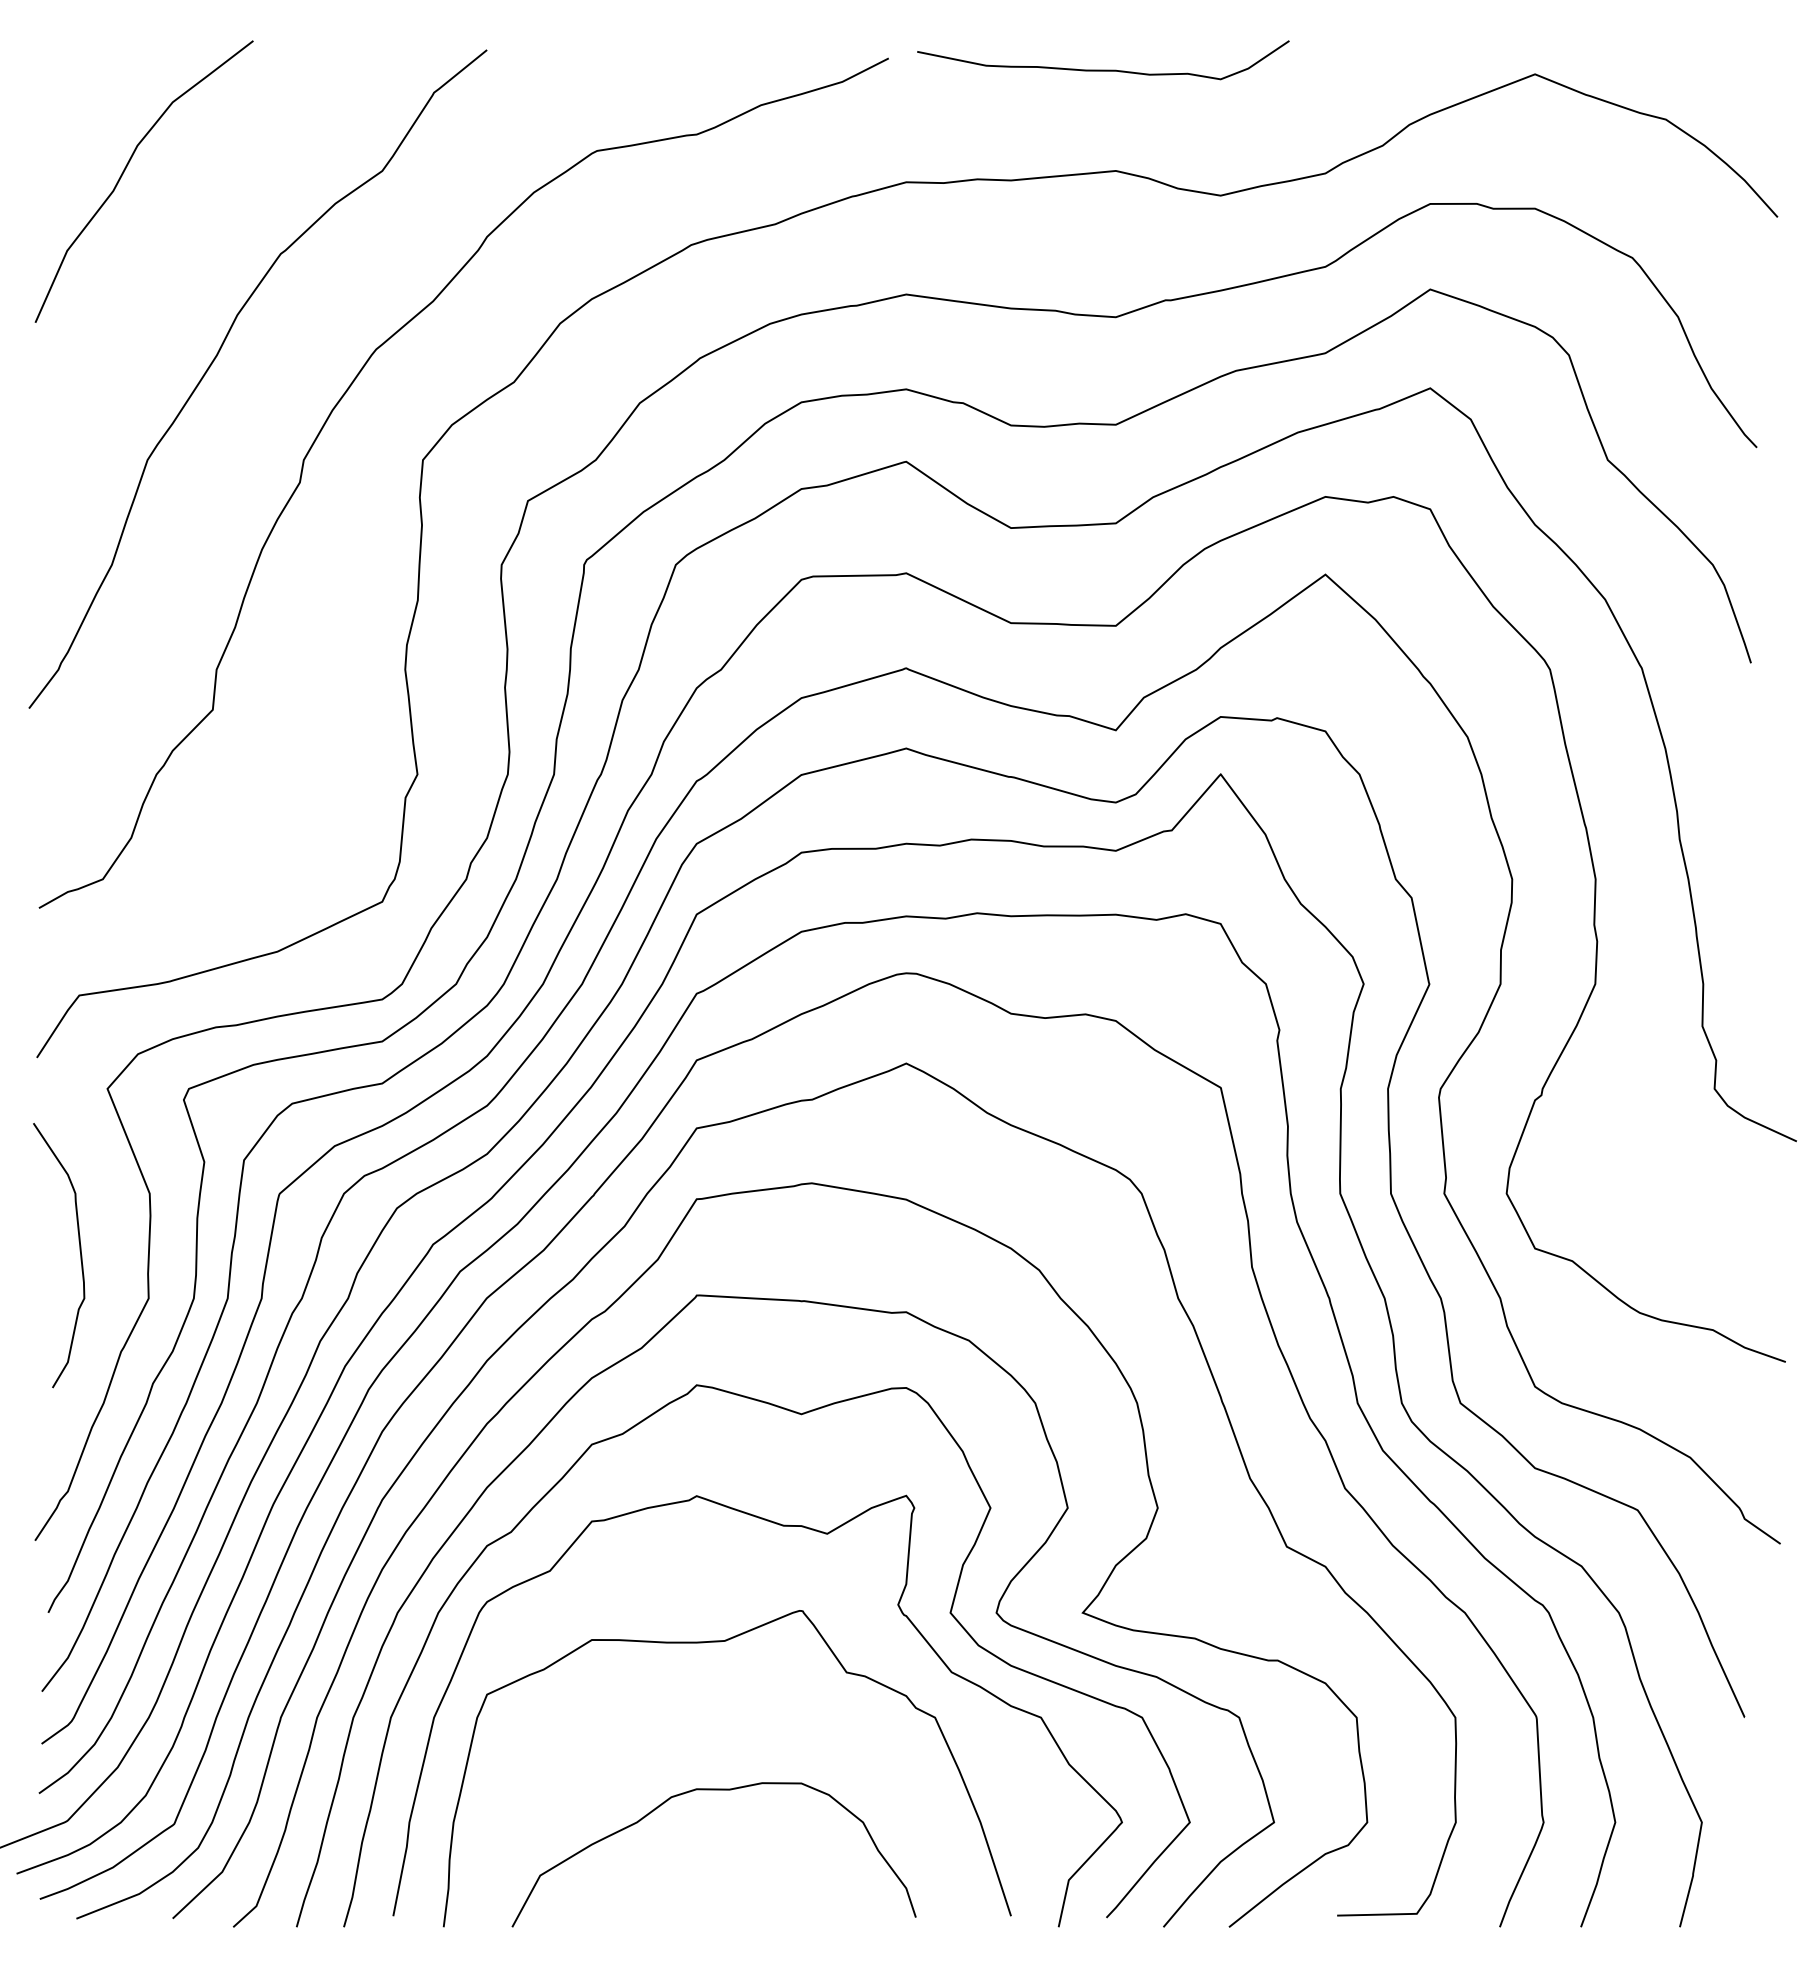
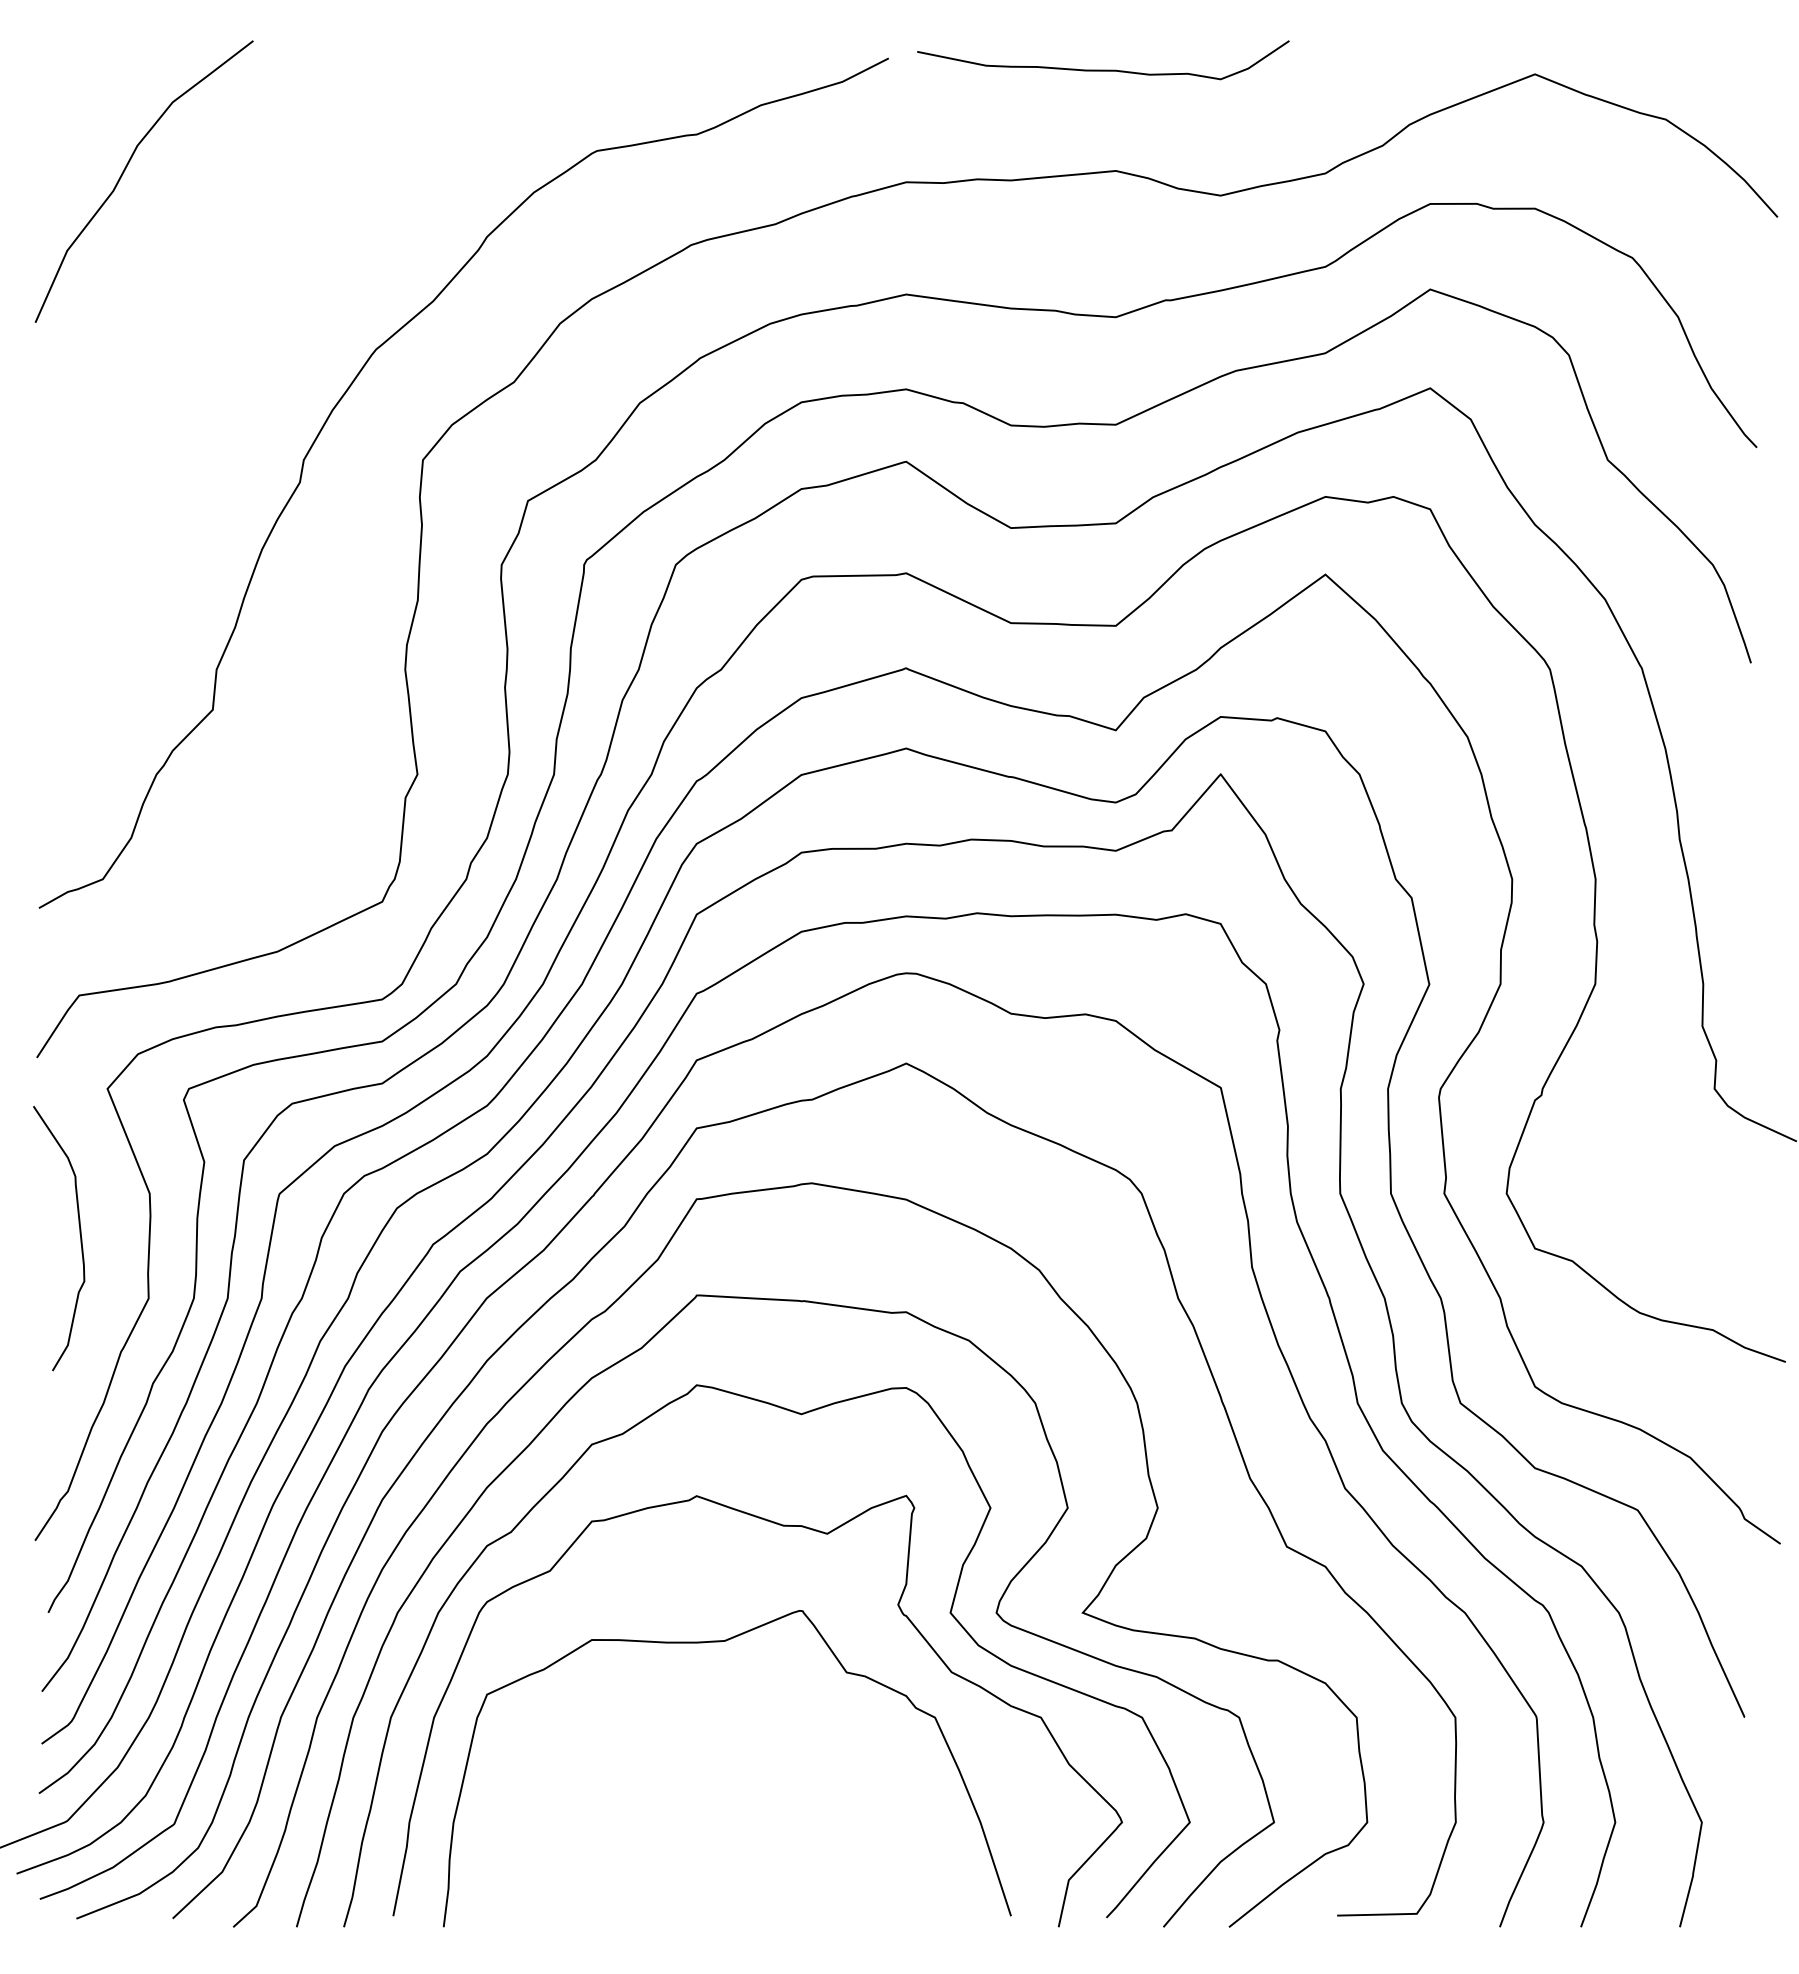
curve: present -> none (217, 356)
curve position: (79, 1251) -> (79, 1234) (79, 1234)
curve: present -> none (713, 1790)
